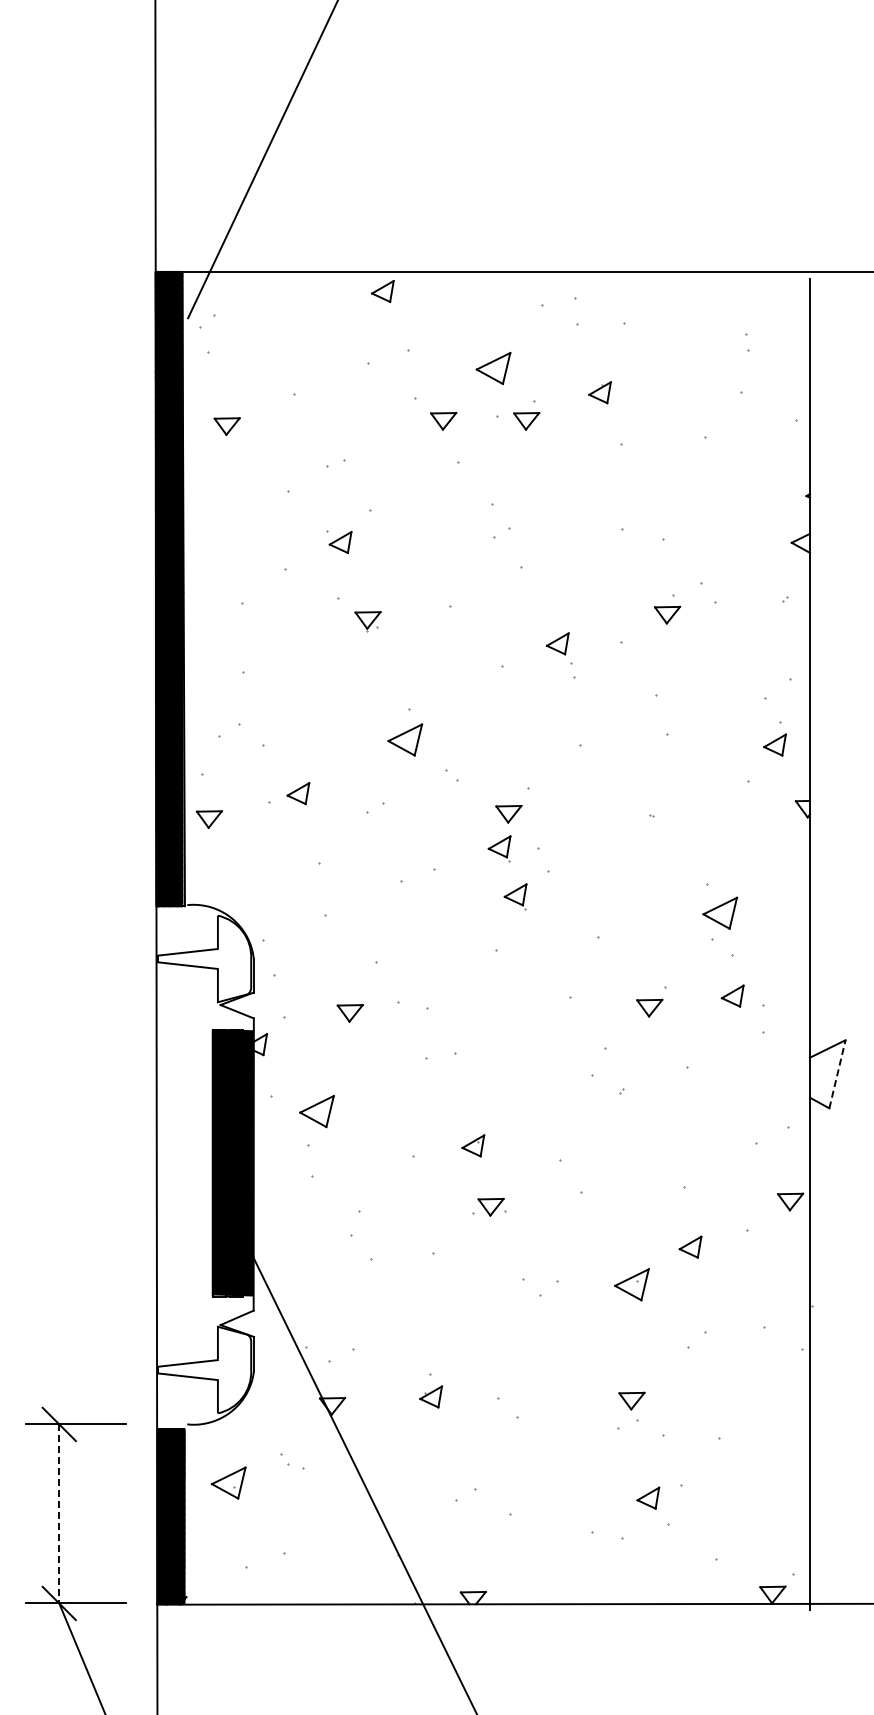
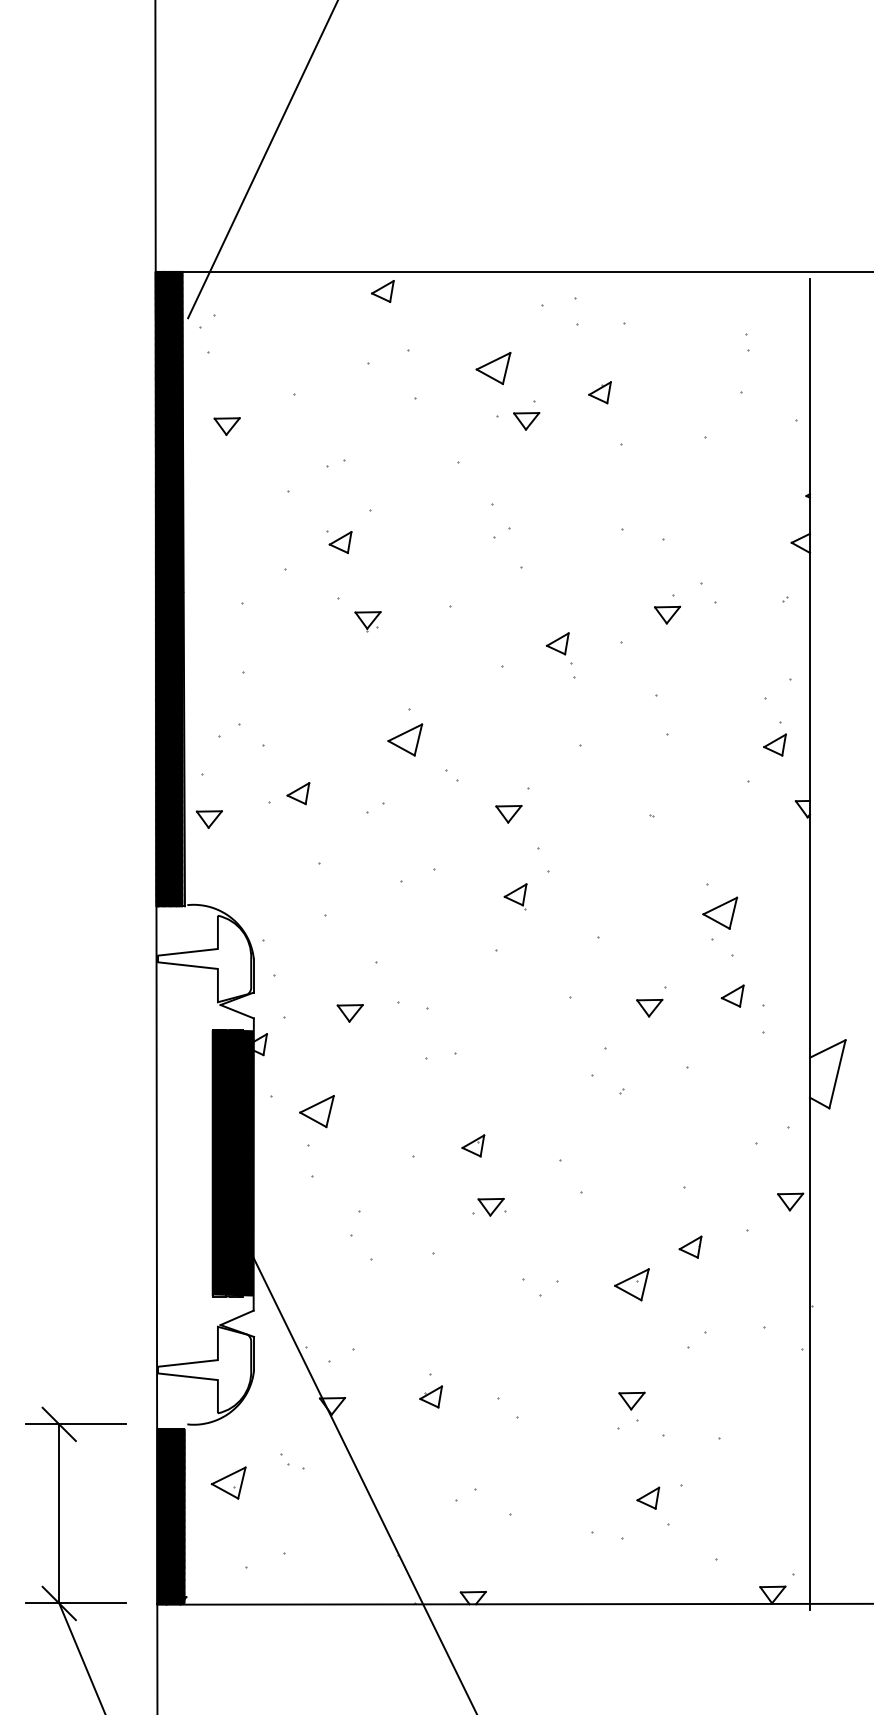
part: present -> none (443, 421)
part: present -> none (499, 848)
line: dashed -> solid (837, 1074)
line: dashed -> solid (59, 1513)
